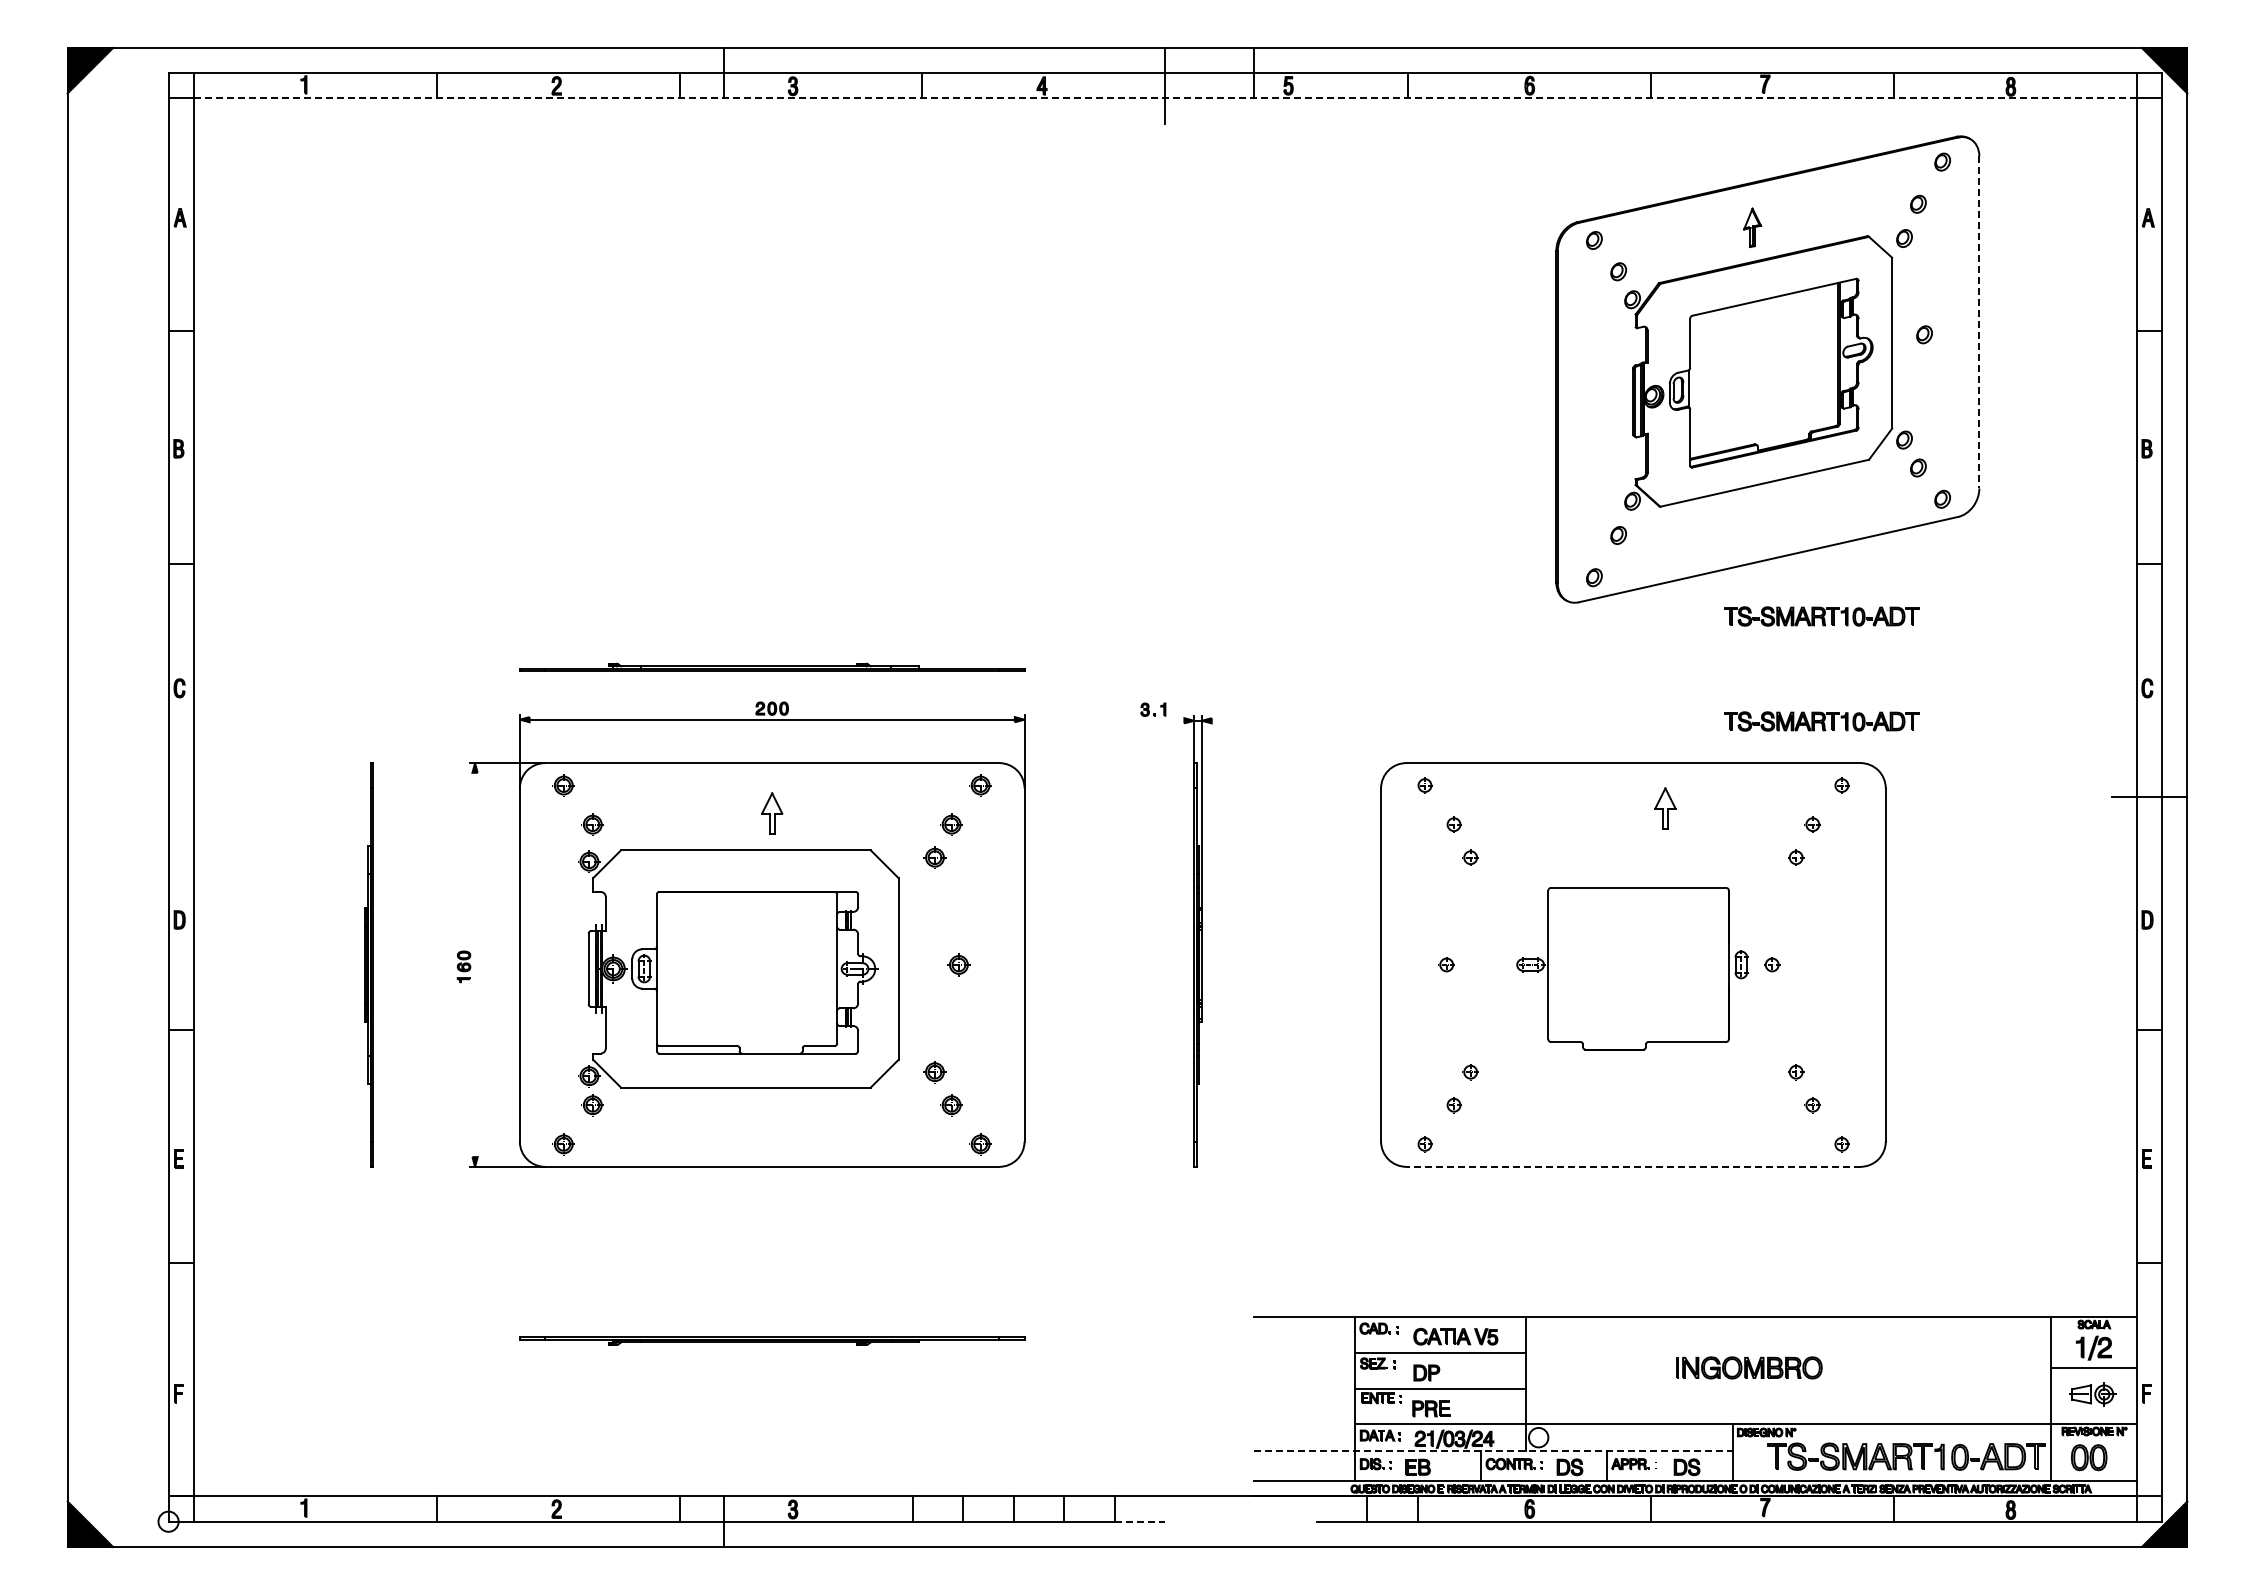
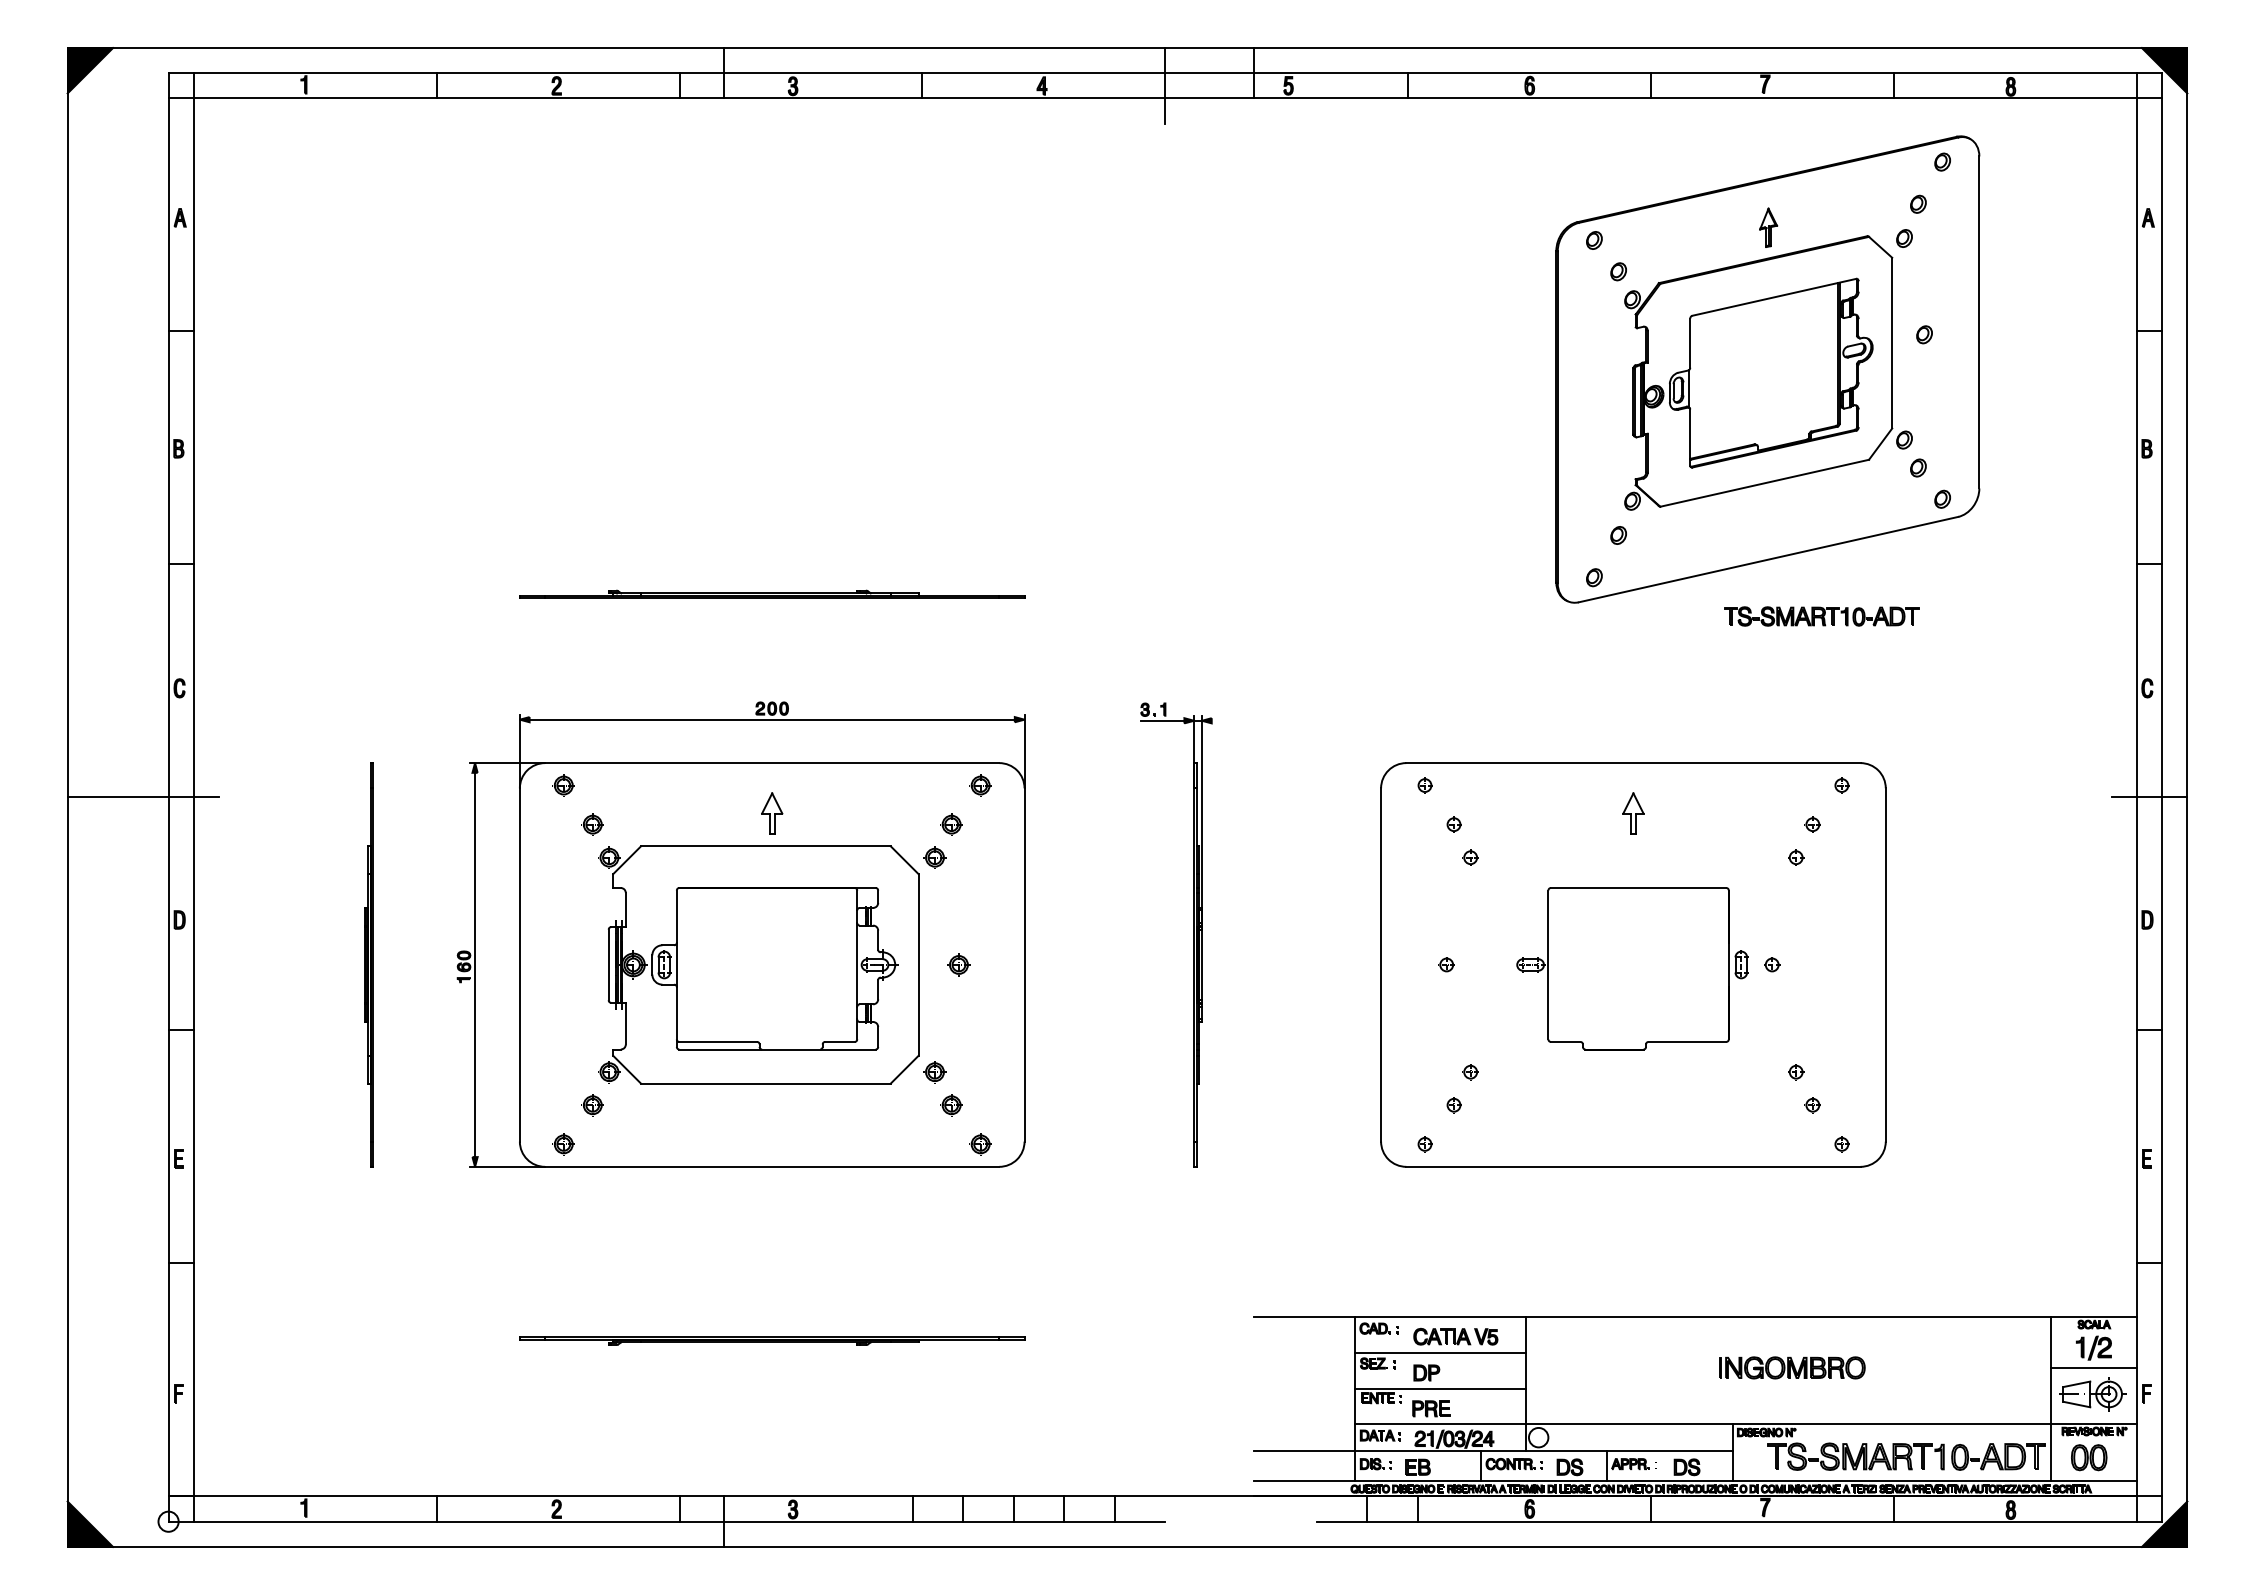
line: dashed -> solid (1165, 98)
part position: (1752, 227) -> (1768, 227) (1768, 227)
line: dashed -> solid (1979, 322)
part position: (772, 666) -> (772, 593) (772, 593)
line: none -> present (1162, 720)
part: present -> none (1821, 721)
line: none -> present (143, 797)
part position: (1665, 808) -> (1633, 813) (1633, 813)
line: none -> present (475, 964)
part position: (738, 968) -> (758, 964) (758, 964)
line: dashed -> solid (1632, 1166)
part position: (1749, 1367) -> (1792, 1367) (1792, 1367)
part size: 48x25 px -> 68x35 px (2092, 1394)
line: dashed -> solid (1493, 1451)
line: dashed -> solid (1140, 1521)
